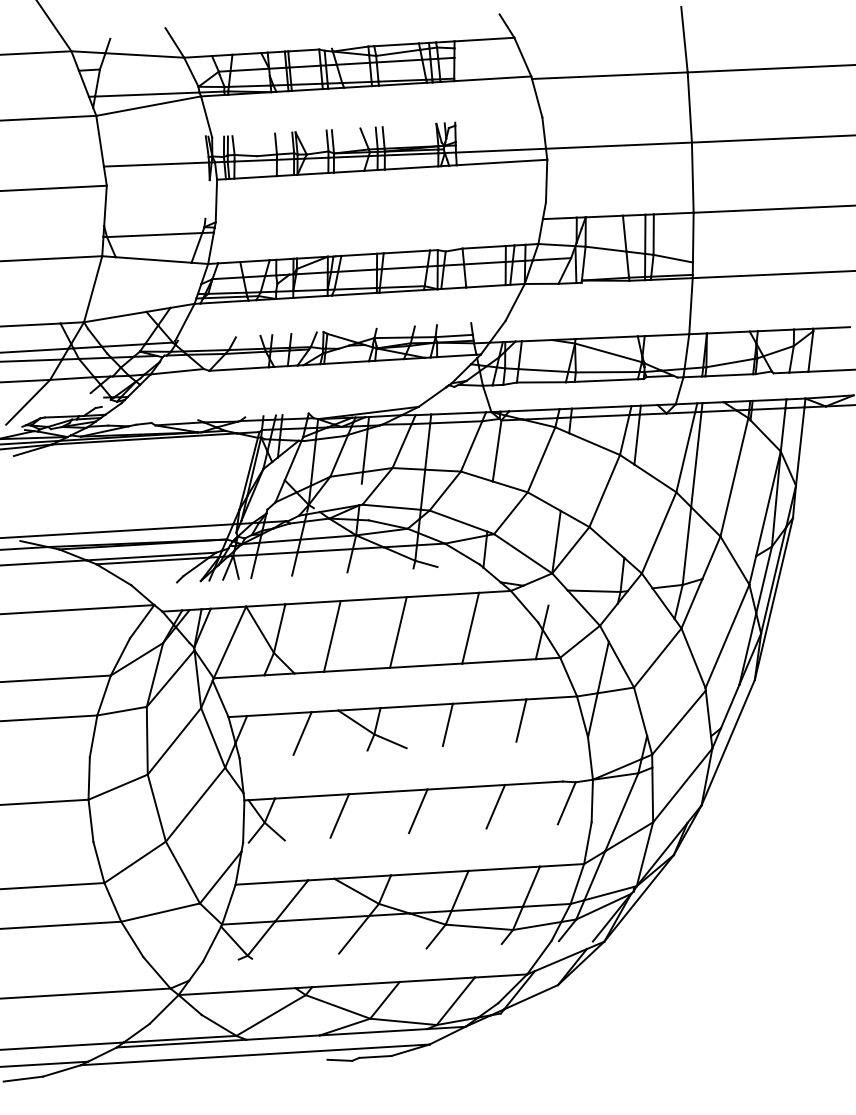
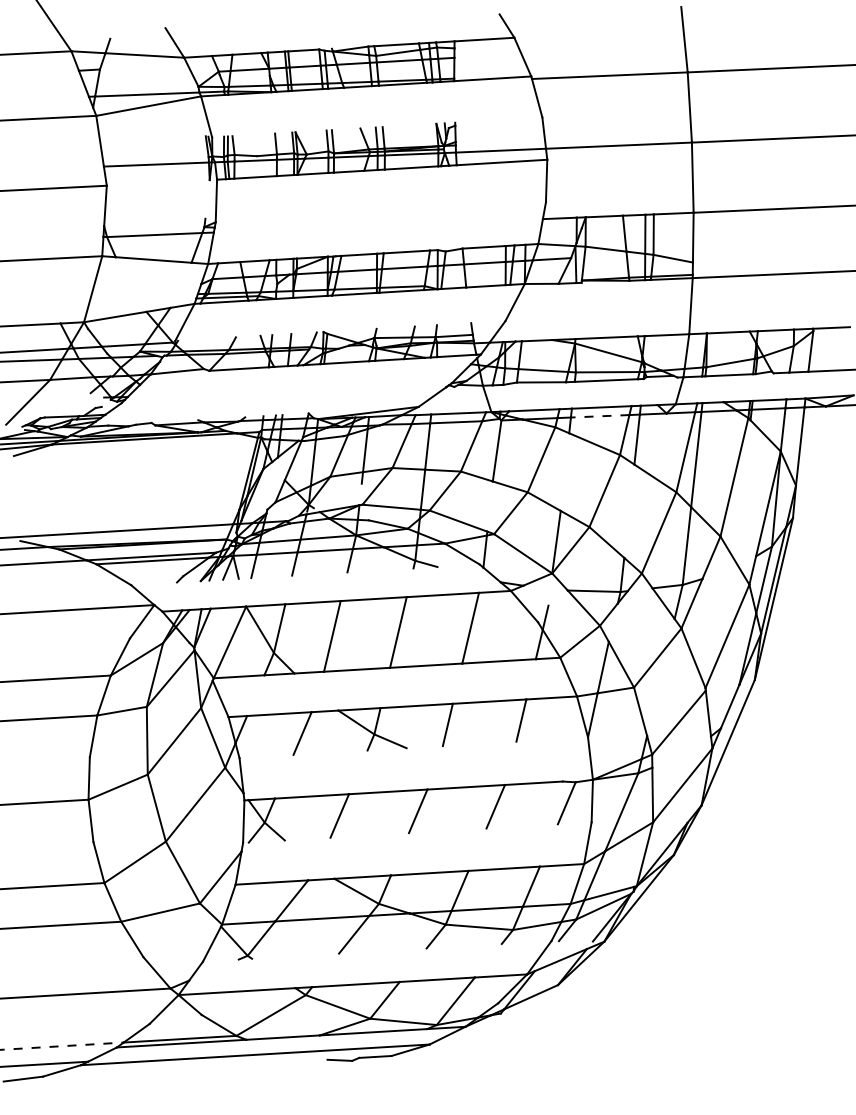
line: solid -> dashed (599, 416)
line: solid -> dashed (62, 1046)
